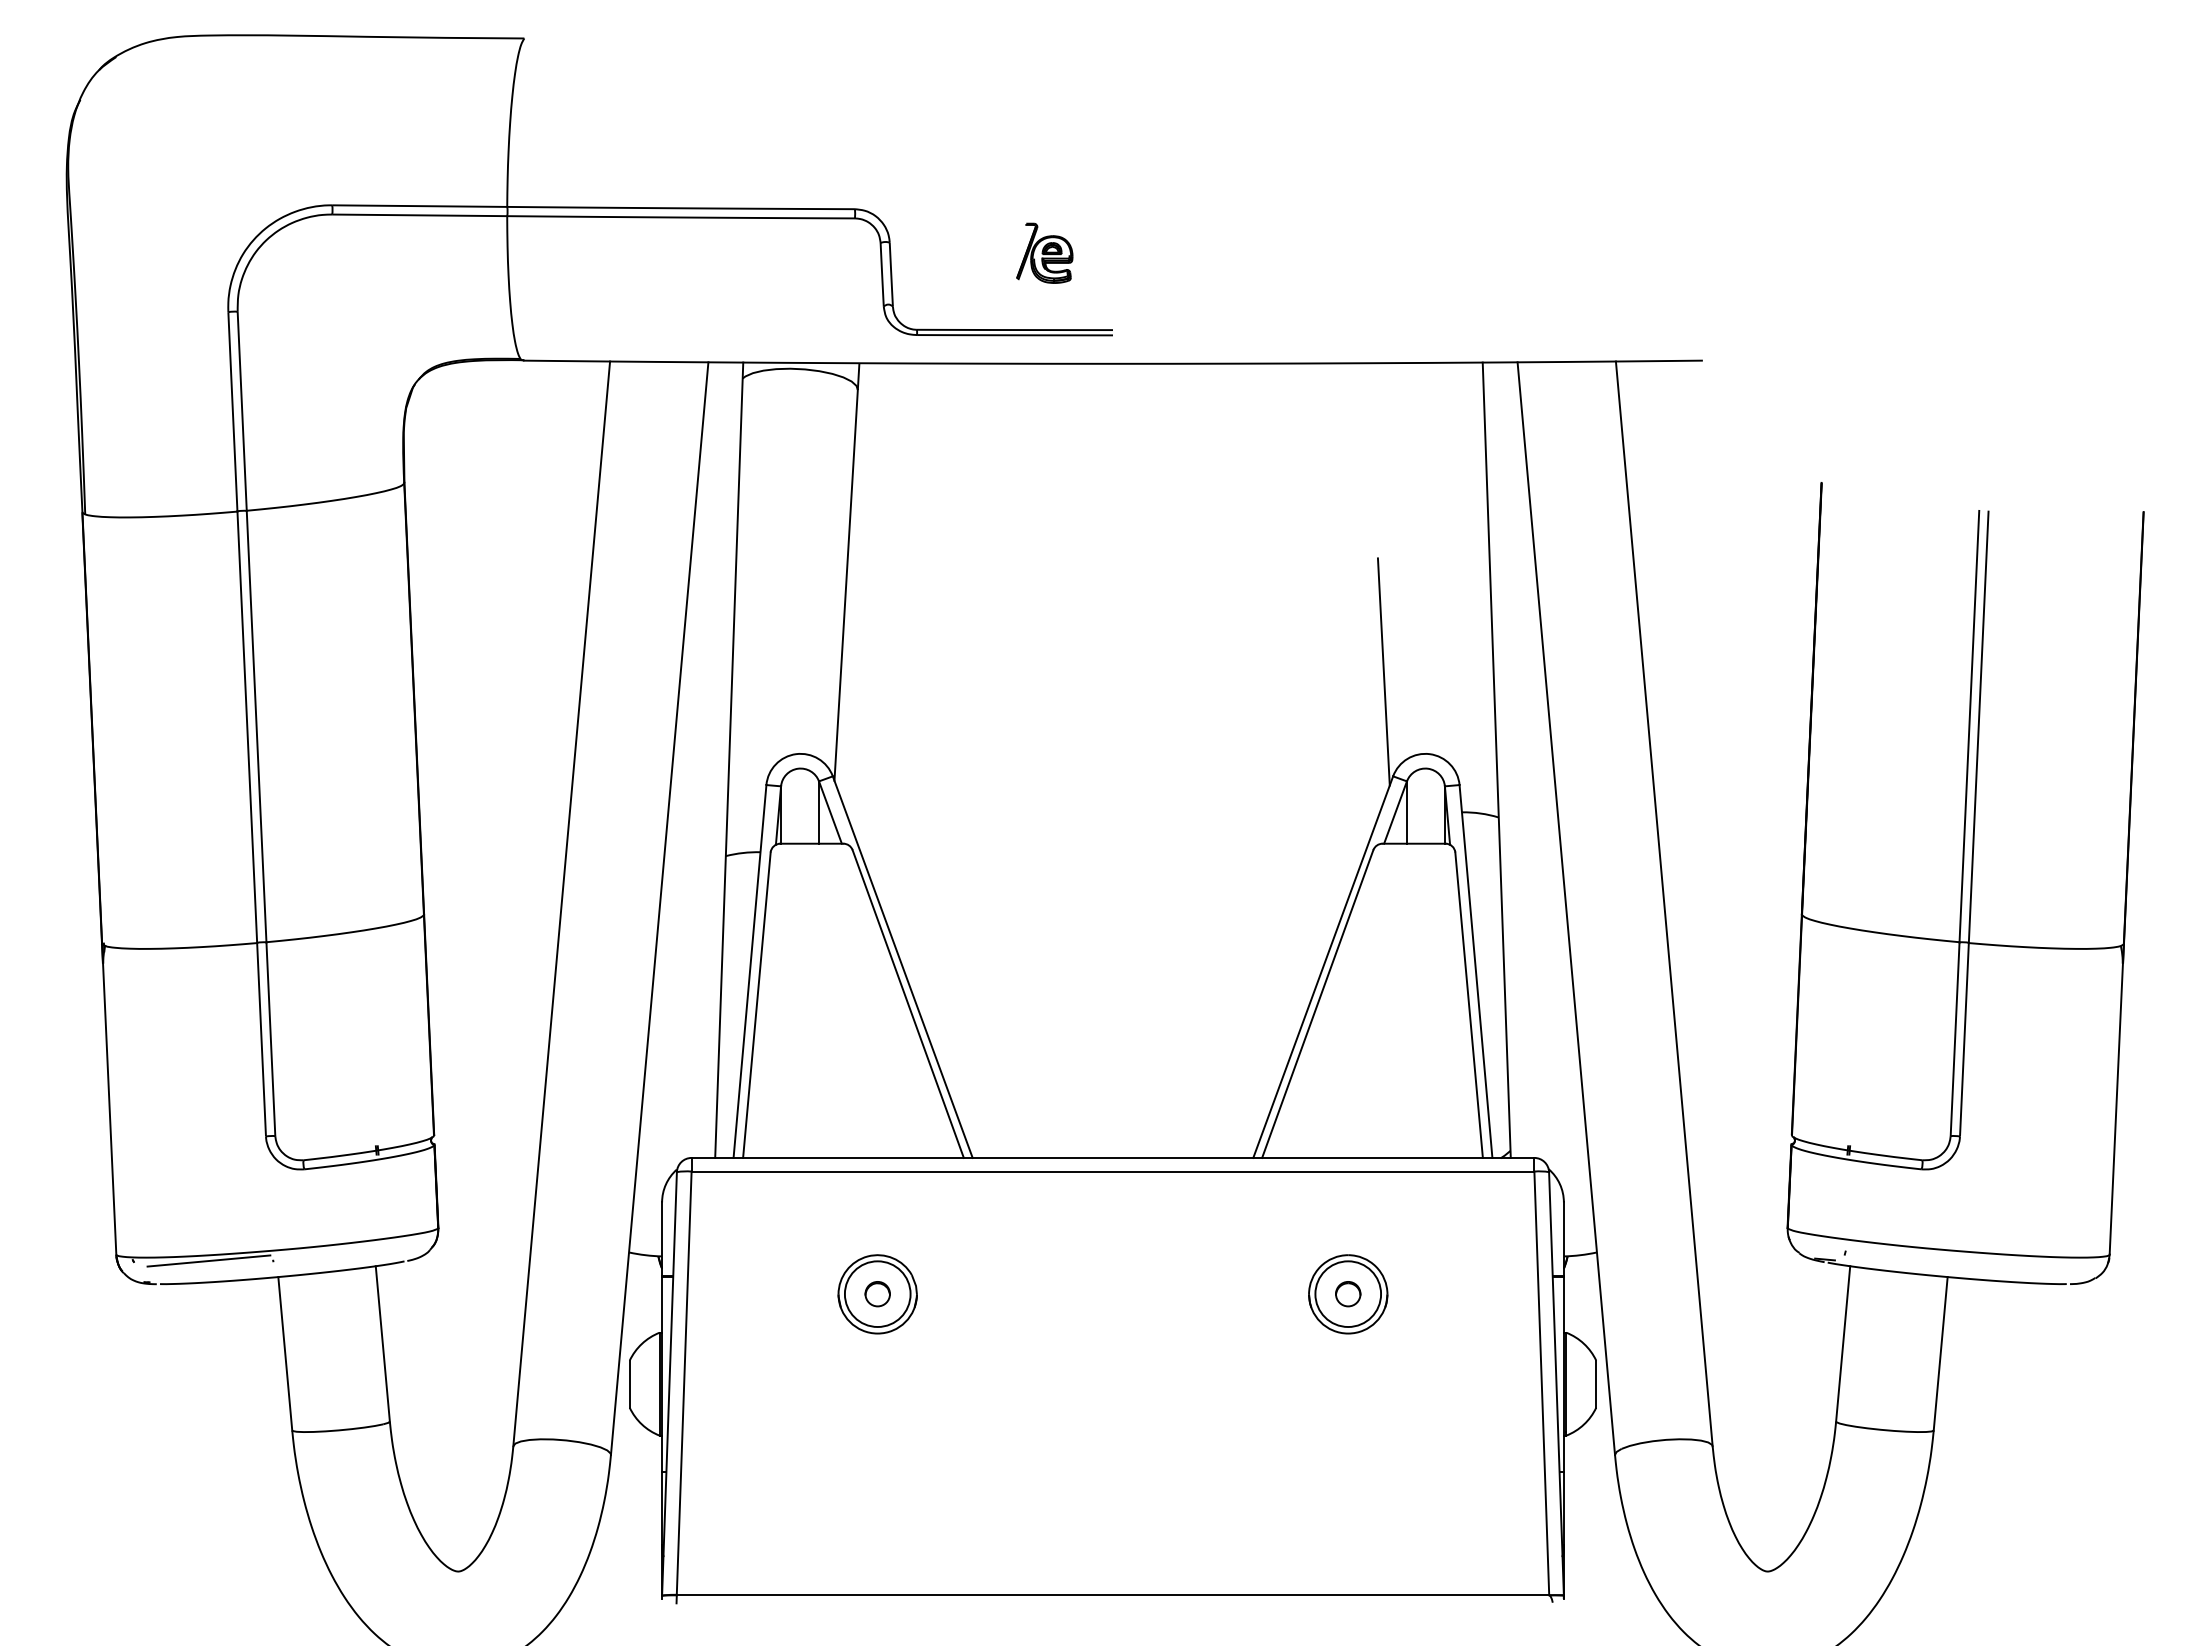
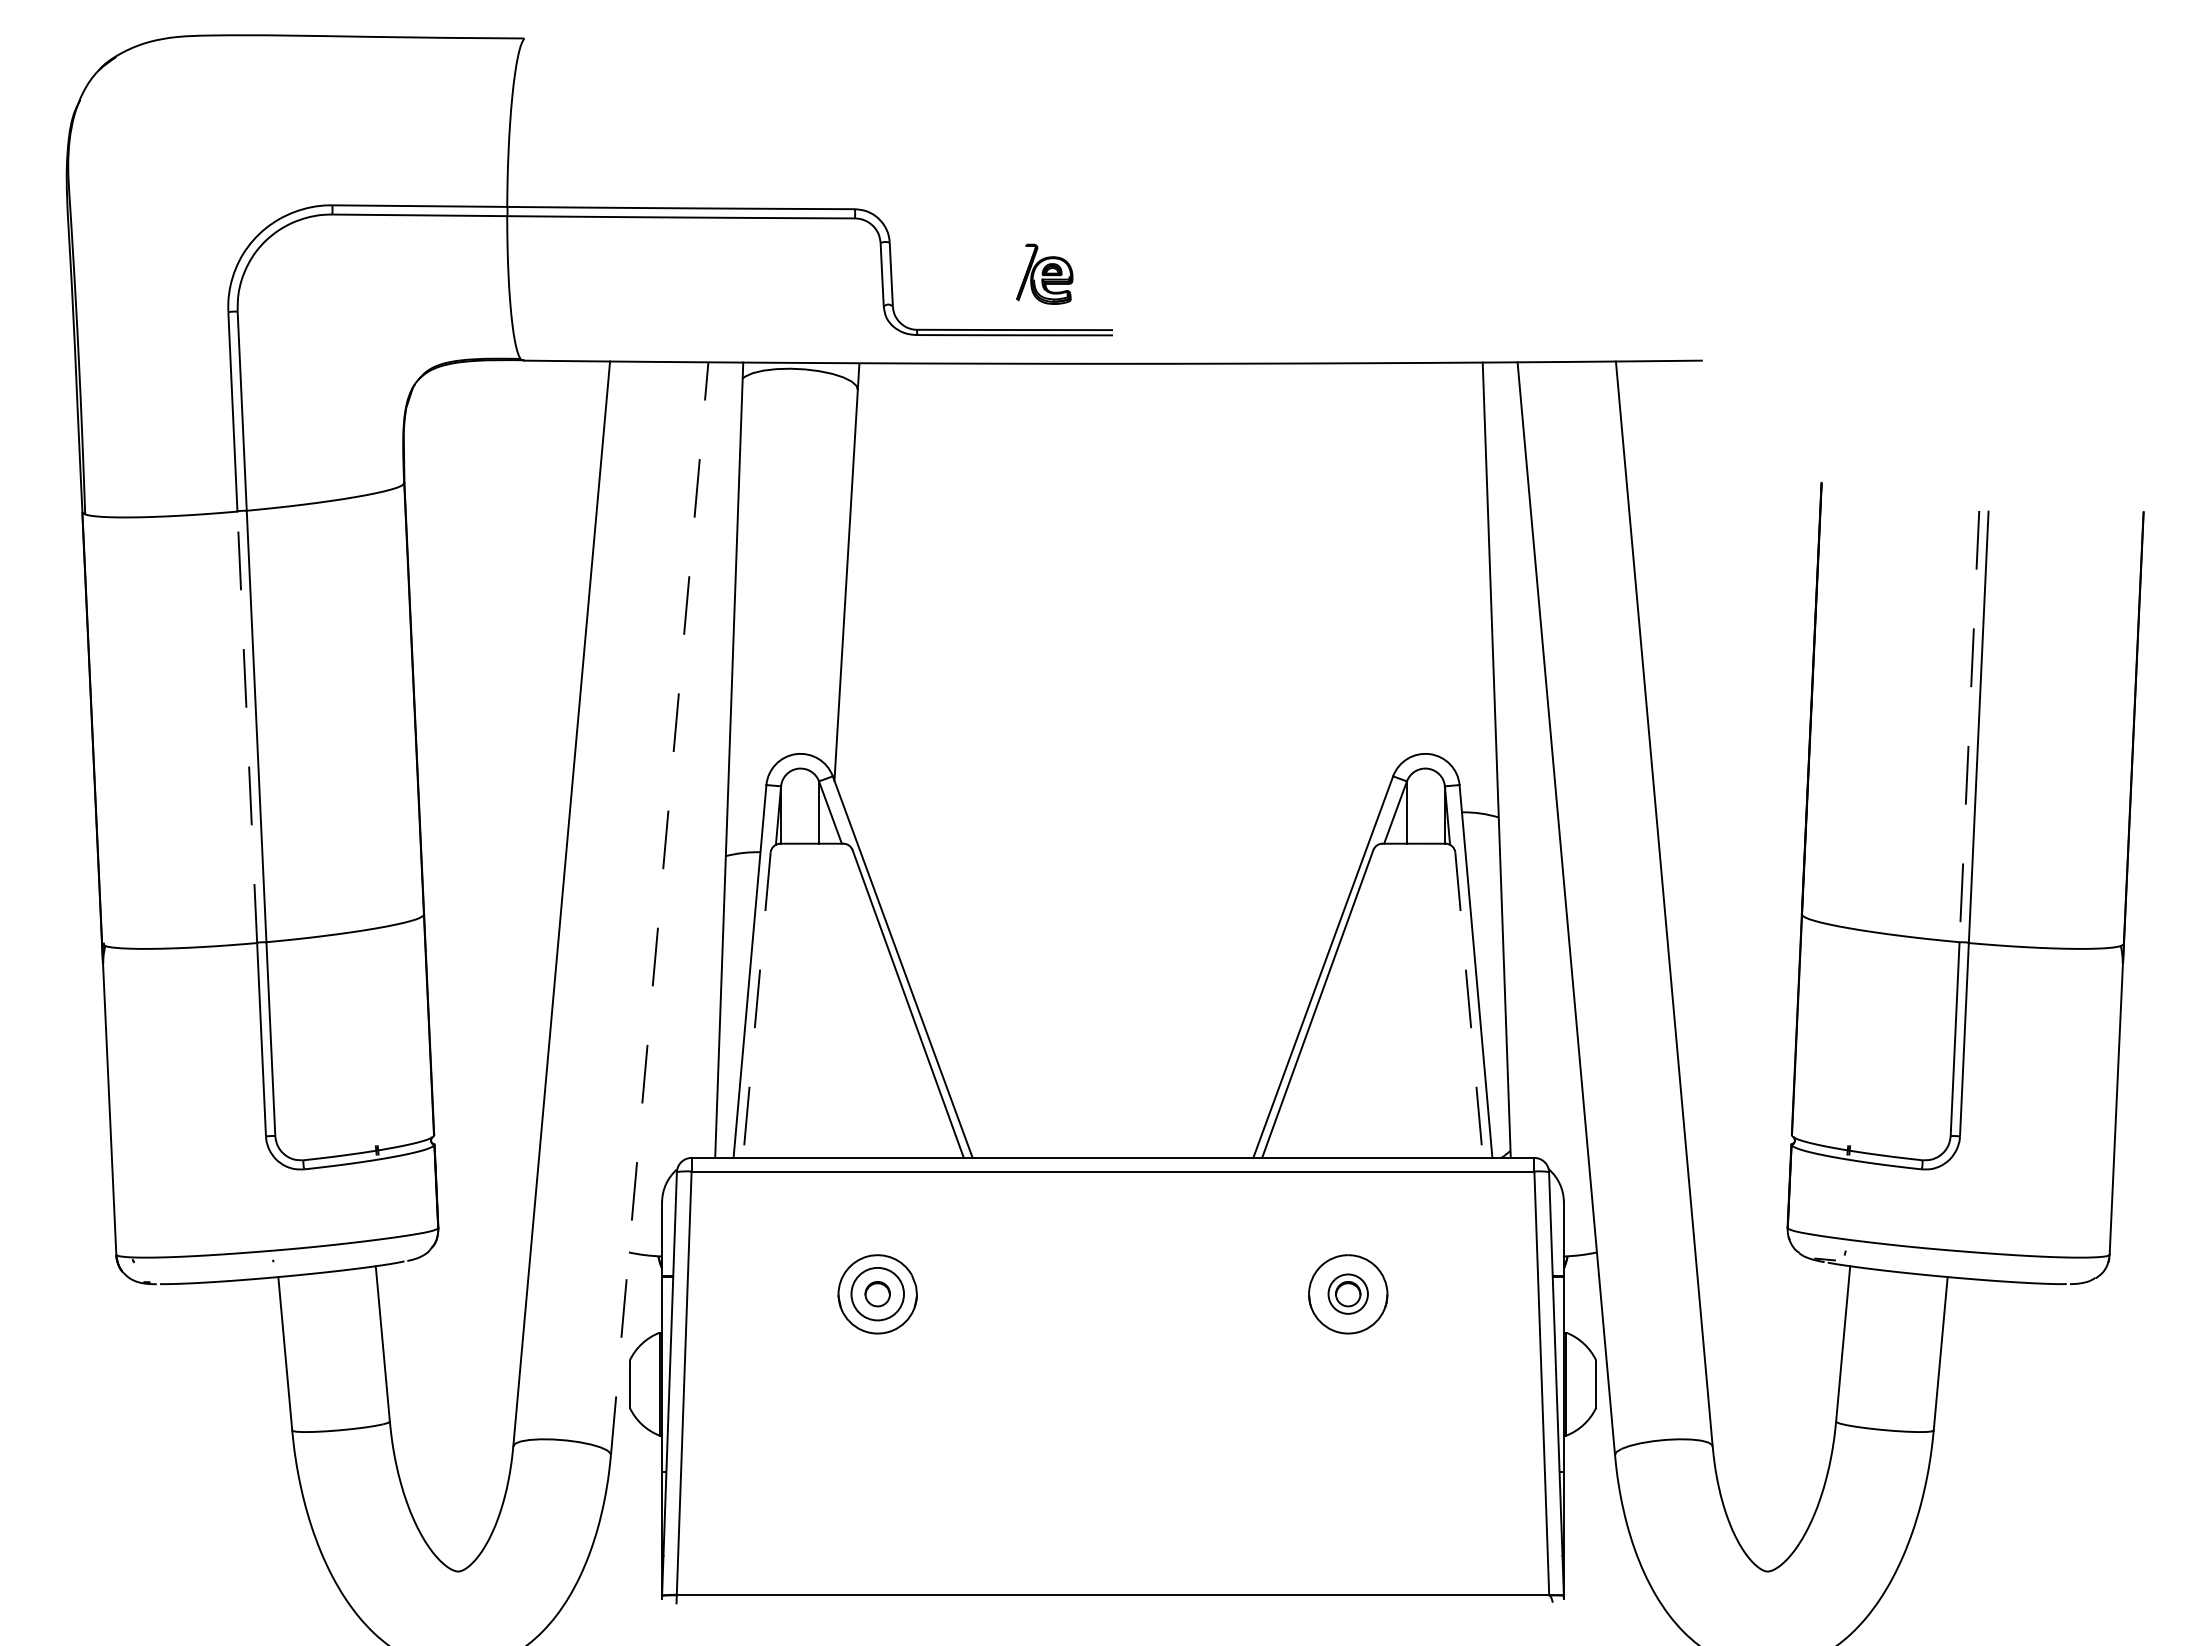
part position: (1044, 252) -> (1044, 273) (1044, 273)
line: present -> none (1383, 671)
line: solid -> dashed (1969, 726)
line: solid -> dashed (247, 727)
line: solid -> dashed (659, 908)
line: solid -> dashed (756, 1005)
line: solid -> dashed (1469, 1005)
line: present -> none (208, 1260)
circle diameter: 66 px -> 53 px (877, 1293)
circle diameter: 66 px -> 39 px (1347, 1293)
